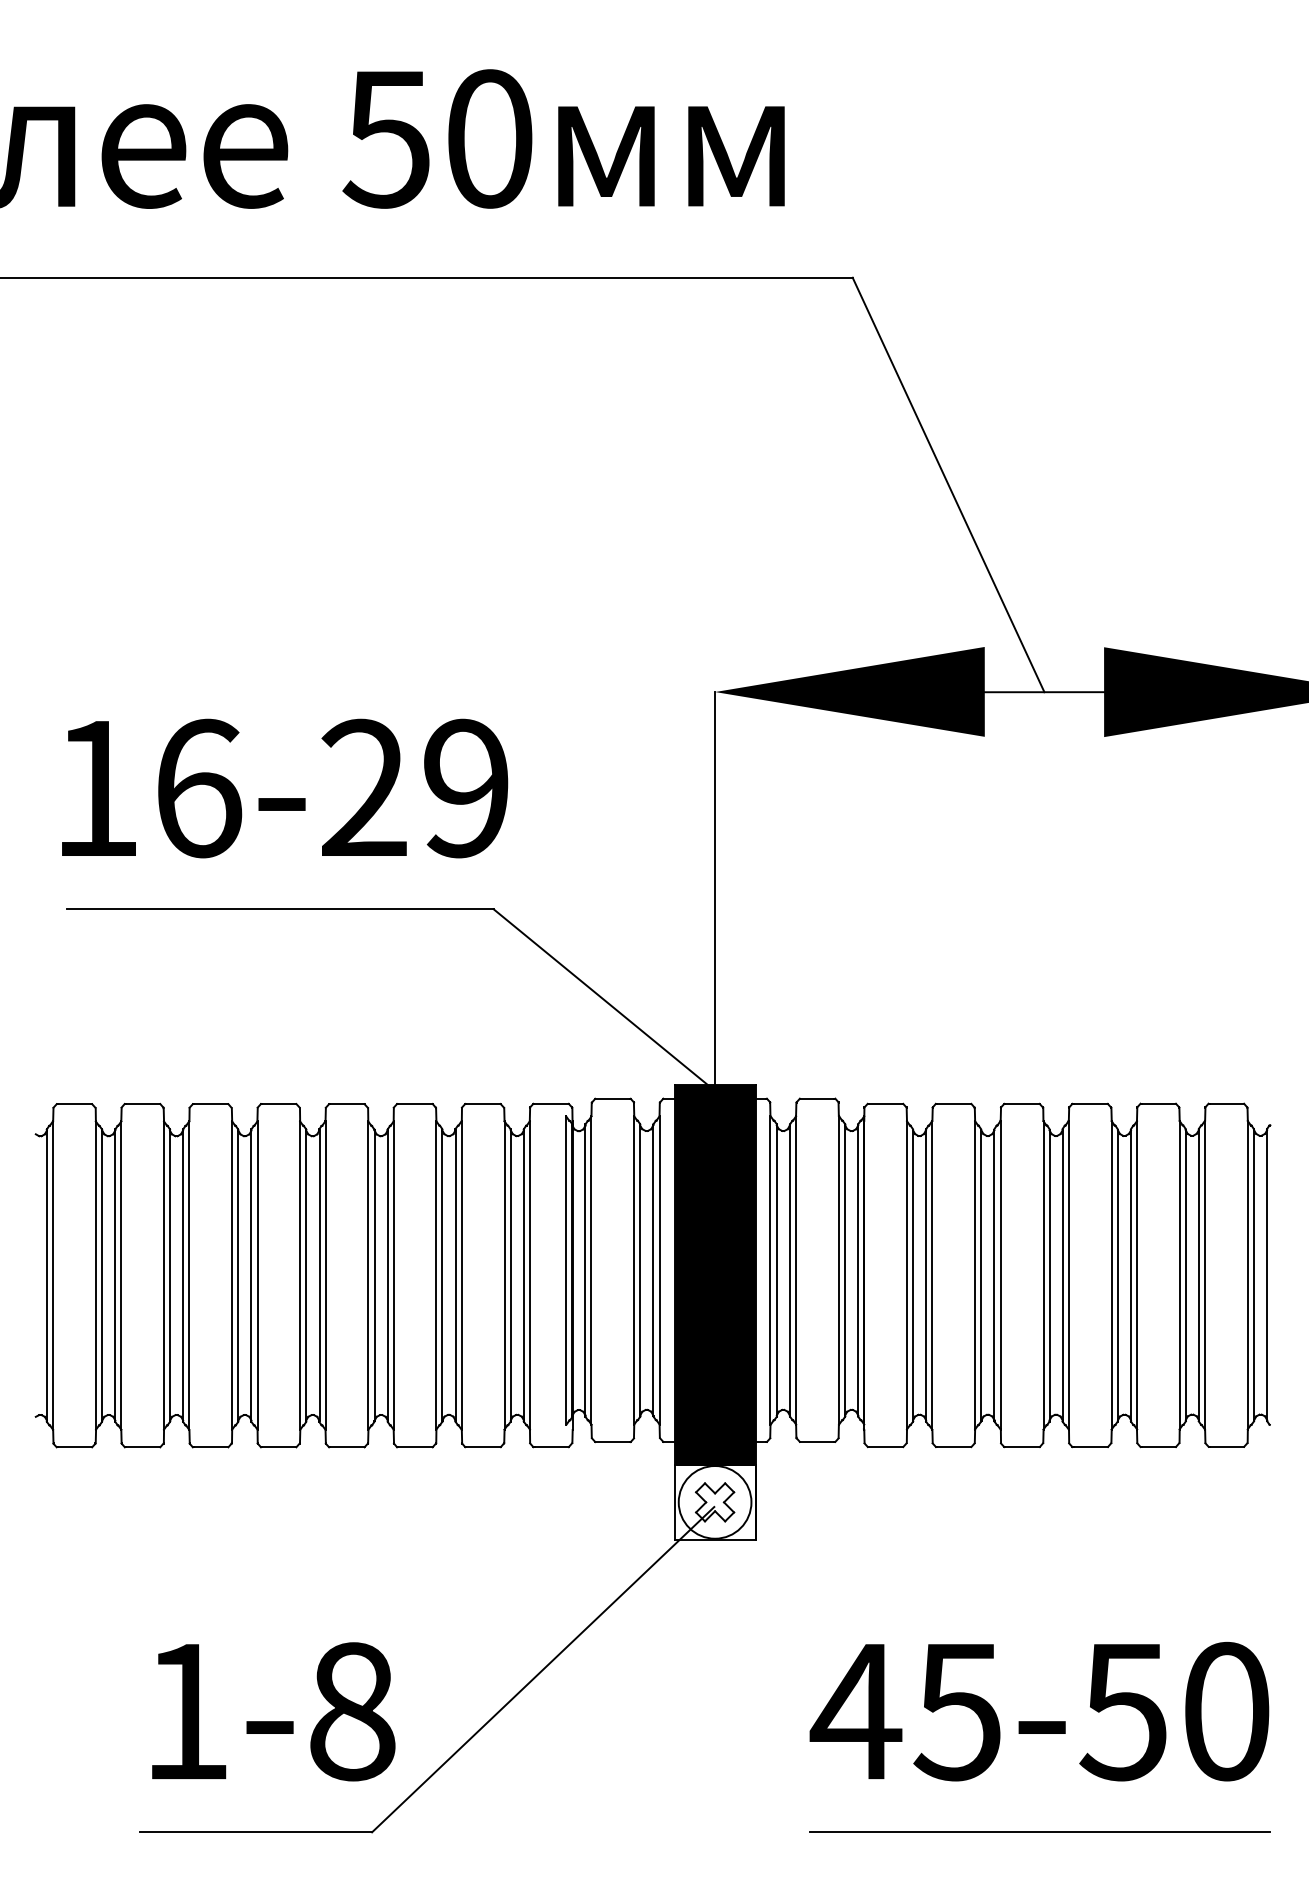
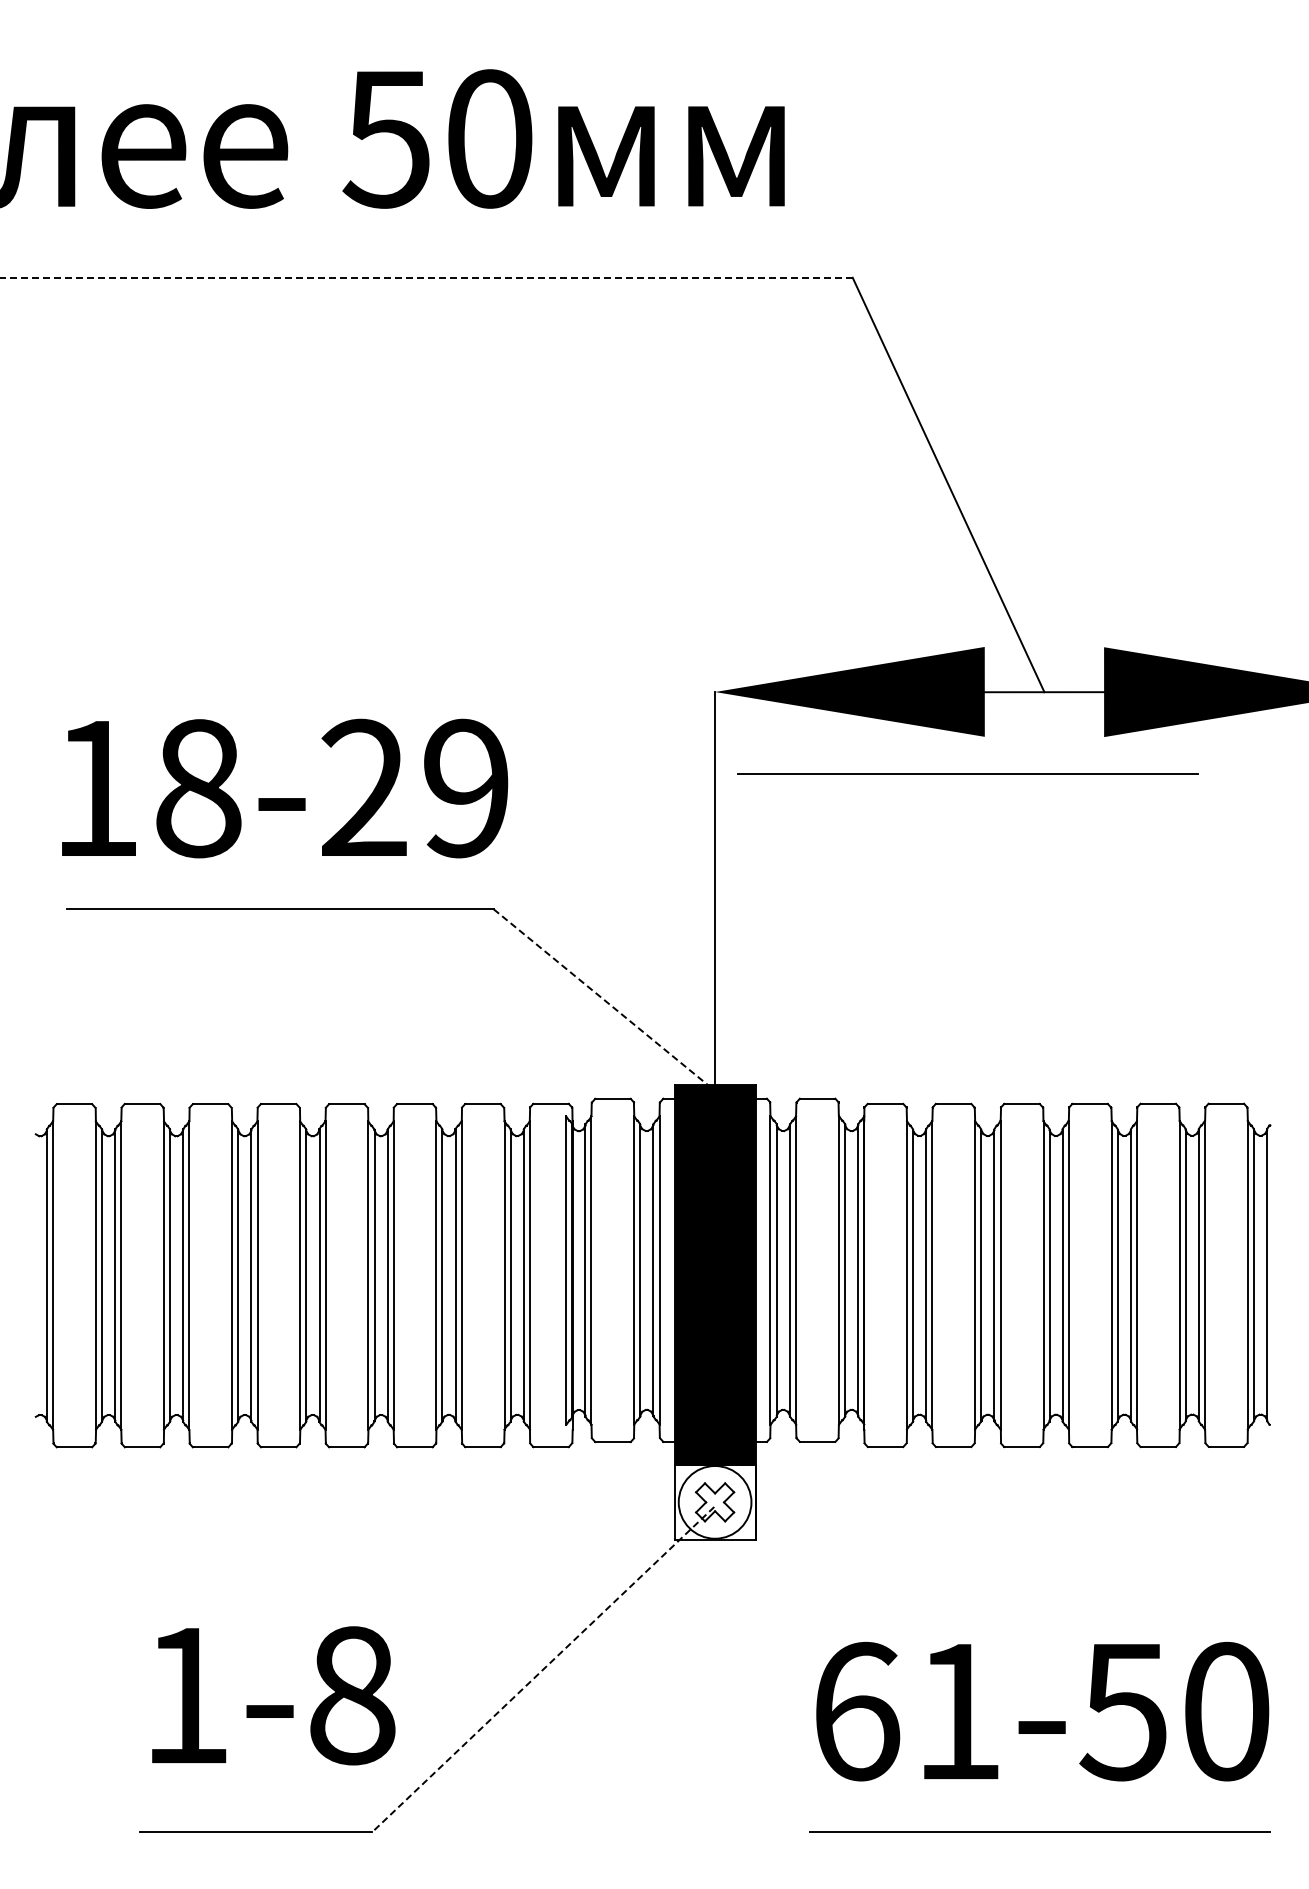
line: solid -> dashed (426, 277)
line: none -> present (967, 773)
text: 16-29 -> 18-29 (199, 788)
line: solid -> dashed (604, 999)
line: solid -> dashed (542, 1670)
text position: (273, 1711) -> (273, 1695) (273, 1695)
text: 45-50 -> 61-50 (904, 1711)
